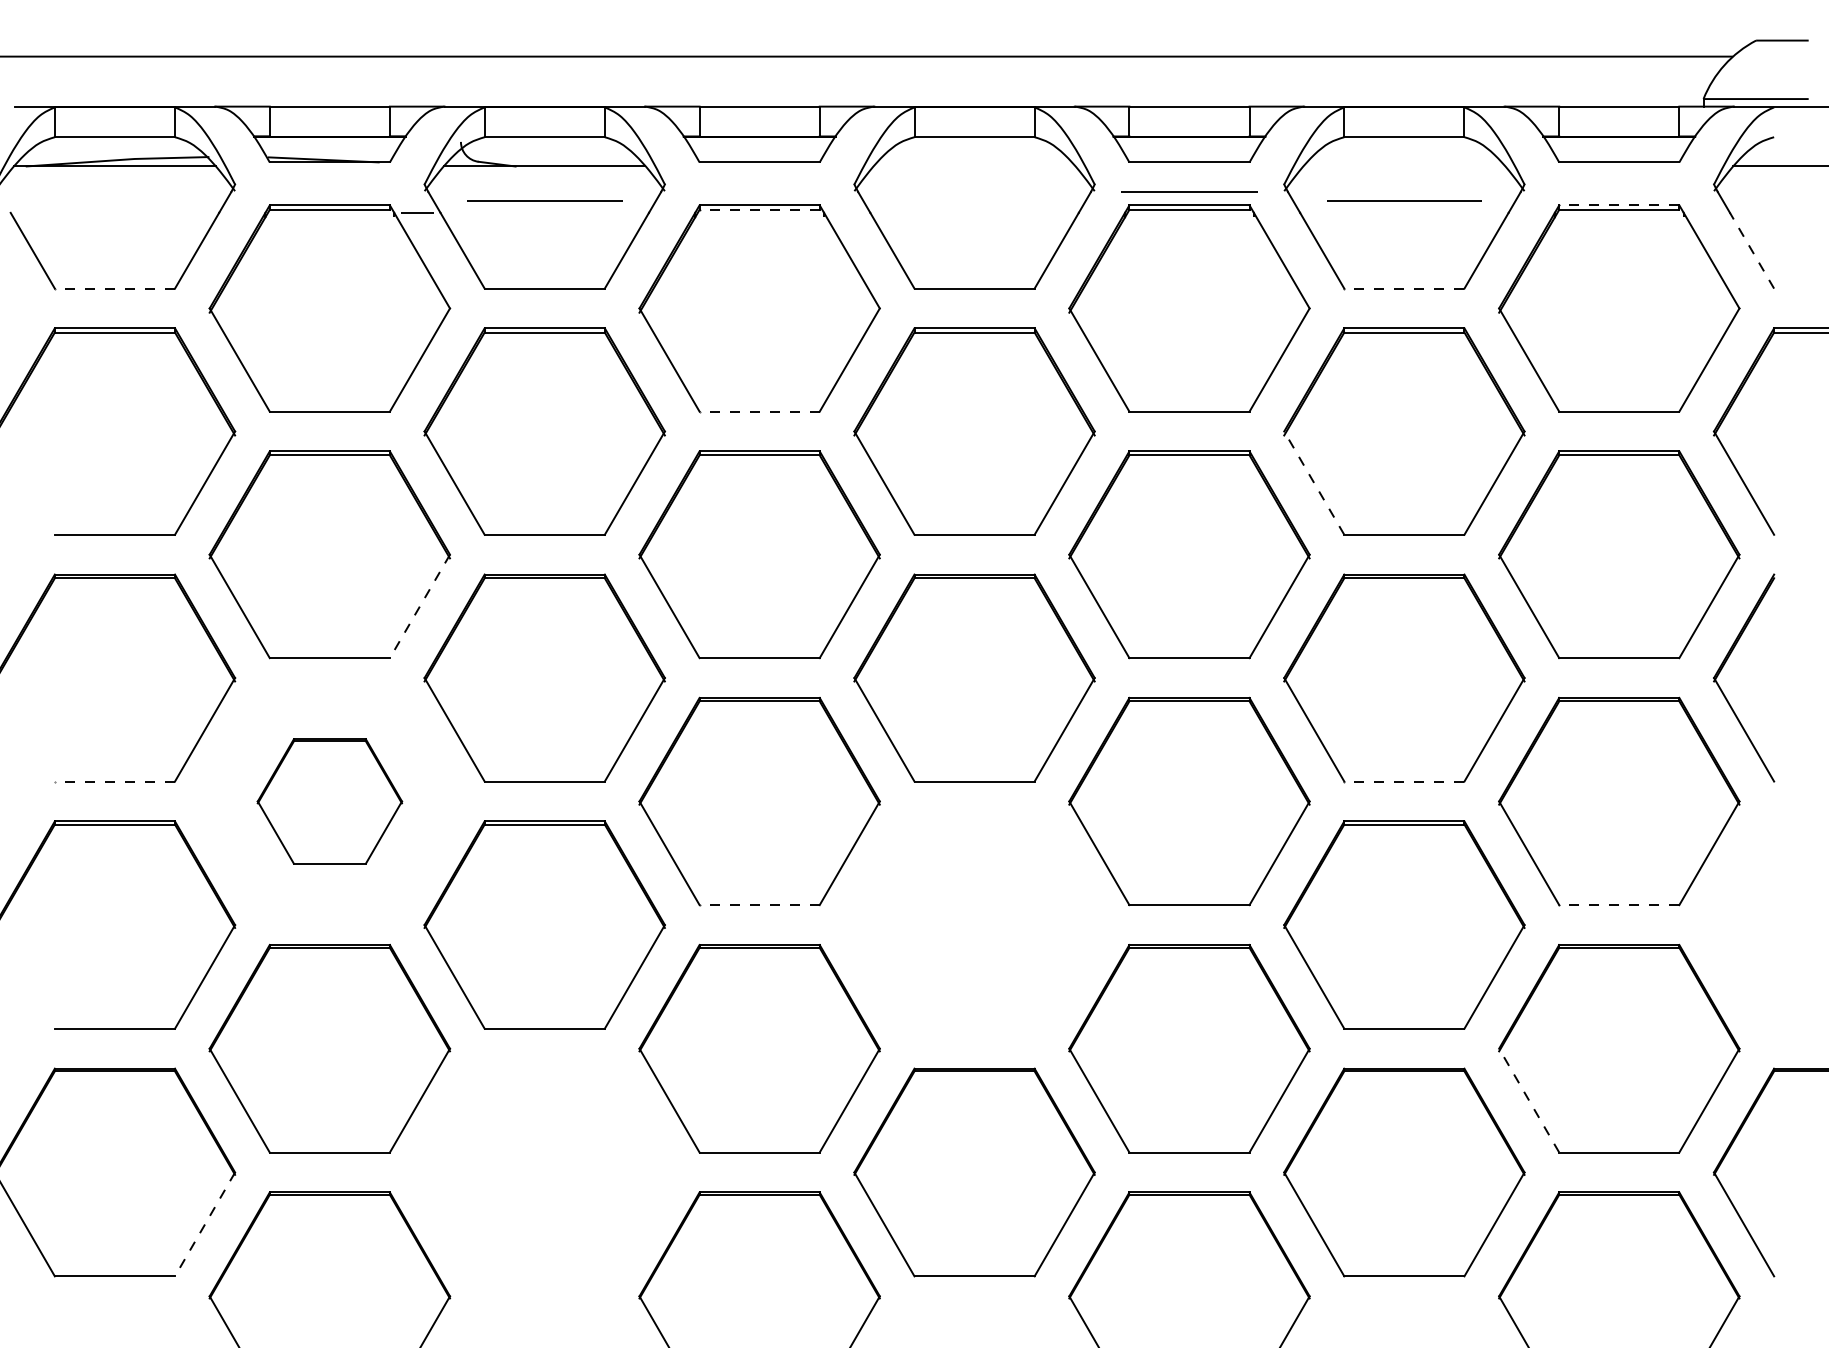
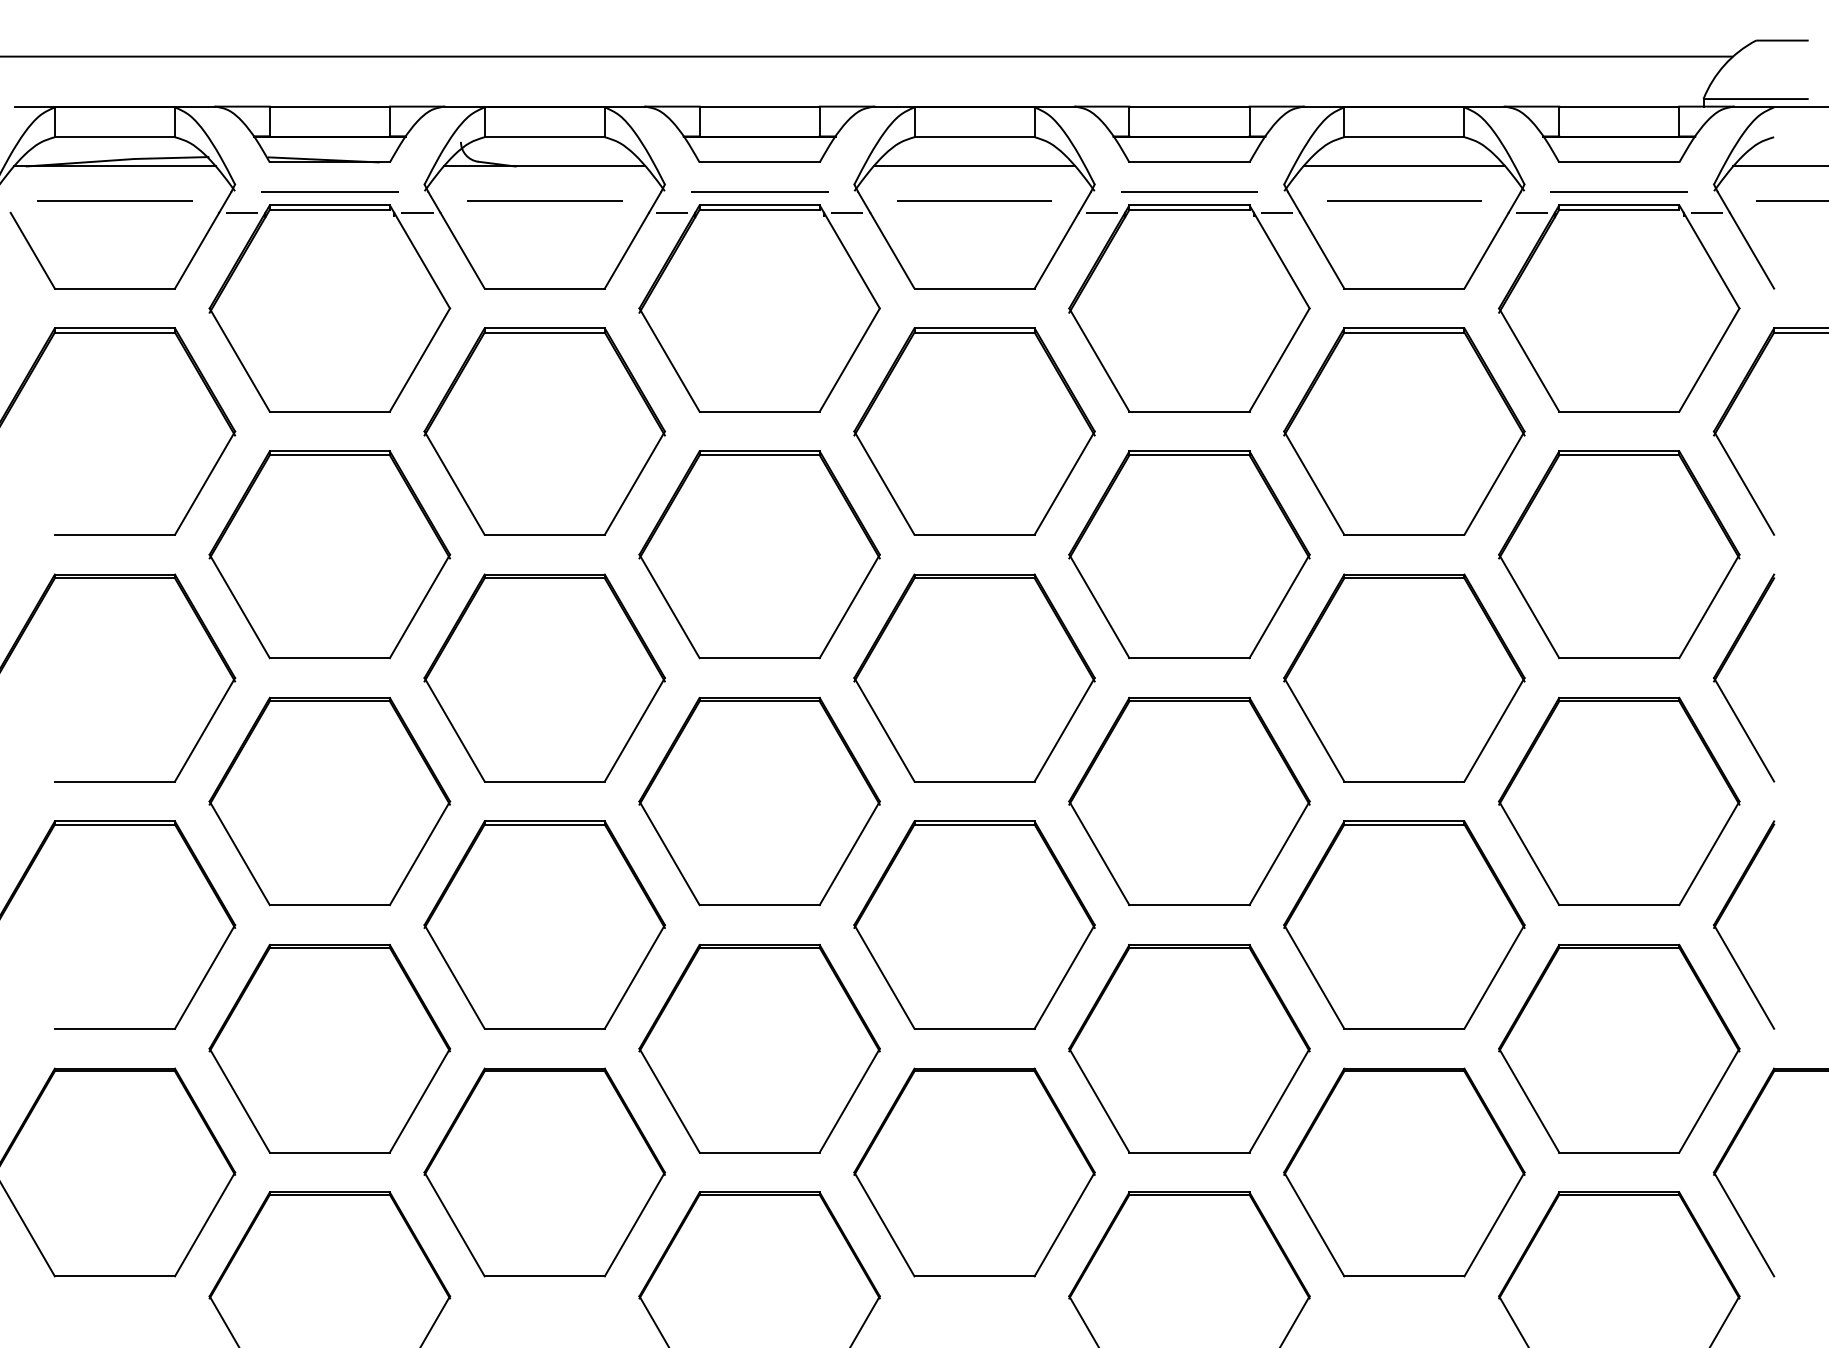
line: none -> present (974, 166)
line: none -> present (1404, 166)
line: none -> present (329, 191)
line: none -> present (759, 191)
line: none -> present (1619, 191)
line: none -> present (114, 200)
line: none -> present (974, 200)
line: none -> present (1790, 200)
line: dashed -> solid (1618, 205)
line: dashed -> solid (759, 209)
line: none -> present (242, 212)
line: none -> present (671, 212)
line: none -> present (847, 212)
line: none -> present (1101, 212)
line: none -> present (1276, 212)
line: none -> present (1531, 212)
line: none -> present (1706, 212)
line: dashed -> solid (1752, 250)
line: dashed -> solid (114, 288)
line: dashed -> solid (1403, 288)
line: dashed -> solid (759, 411)
line: dashed -> solid (1314, 483)
line: dashed -> solid (419, 606)
line: dashed -> solid (114, 781)
line: dashed -> solid (1403, 781)
part size: 148x127 px -> 244x211 px (329, 801)
line: dashed -> solid (759, 905)
line: dashed -> solid (1618, 905)
part: none -> present (1724, 912)
part: none -> present (974, 924)
line: dashed -> solid (1529, 1100)
part: none -> present (544, 1172)
line: dashed -> solid (205, 1224)
